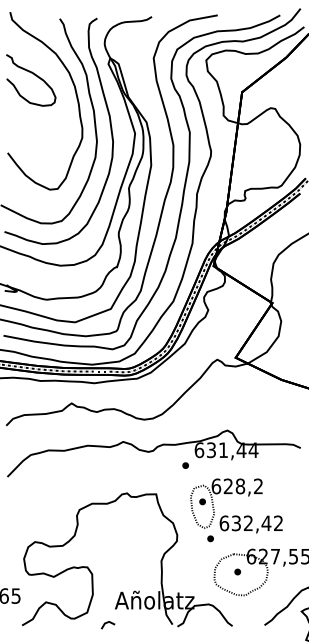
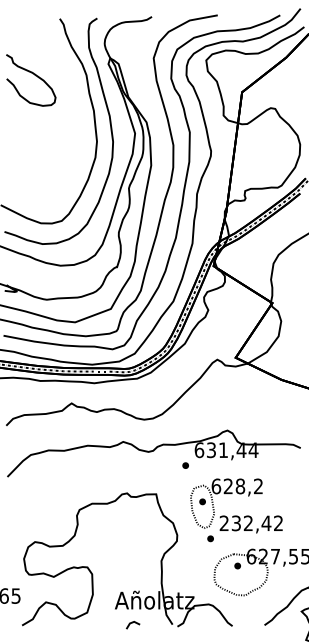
curve: present -> none (75, 94)
text: 632,42 -> 232,42 (224, 523)
part position: (237, 571) -> (237, 565) (237, 565)
line position: (108, 623) -> (133, 623) (133, 623)
